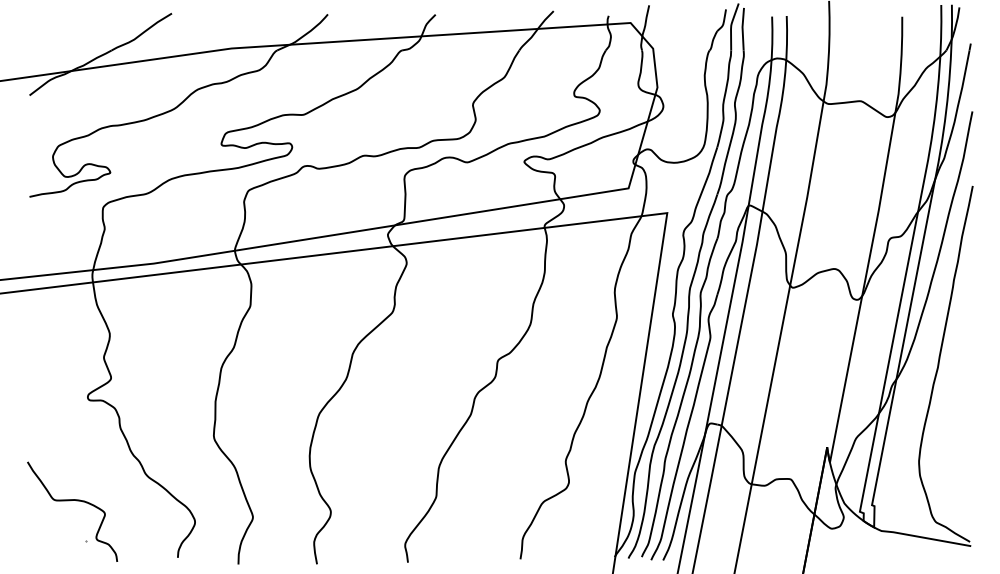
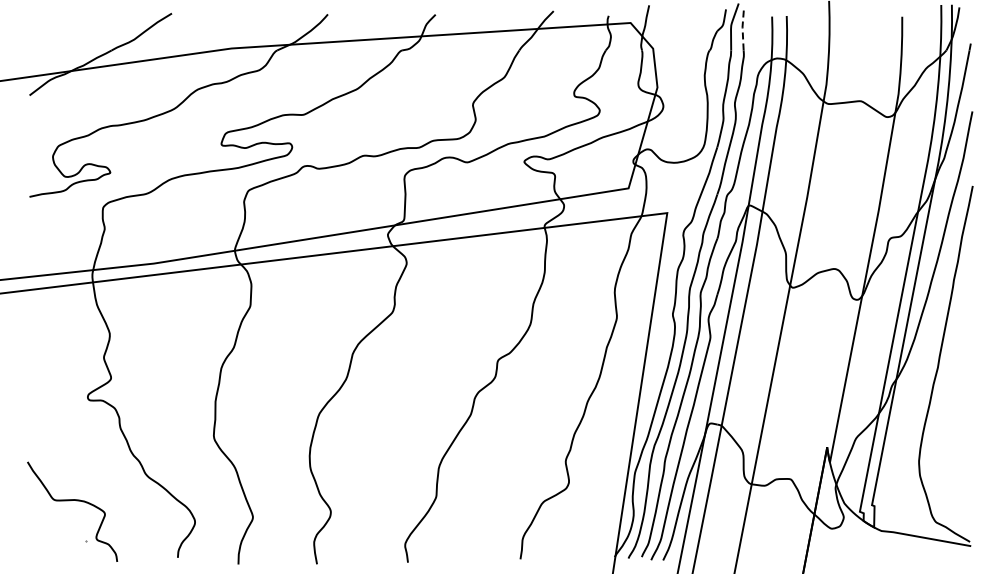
line: solid -> dashed (742, 28)
